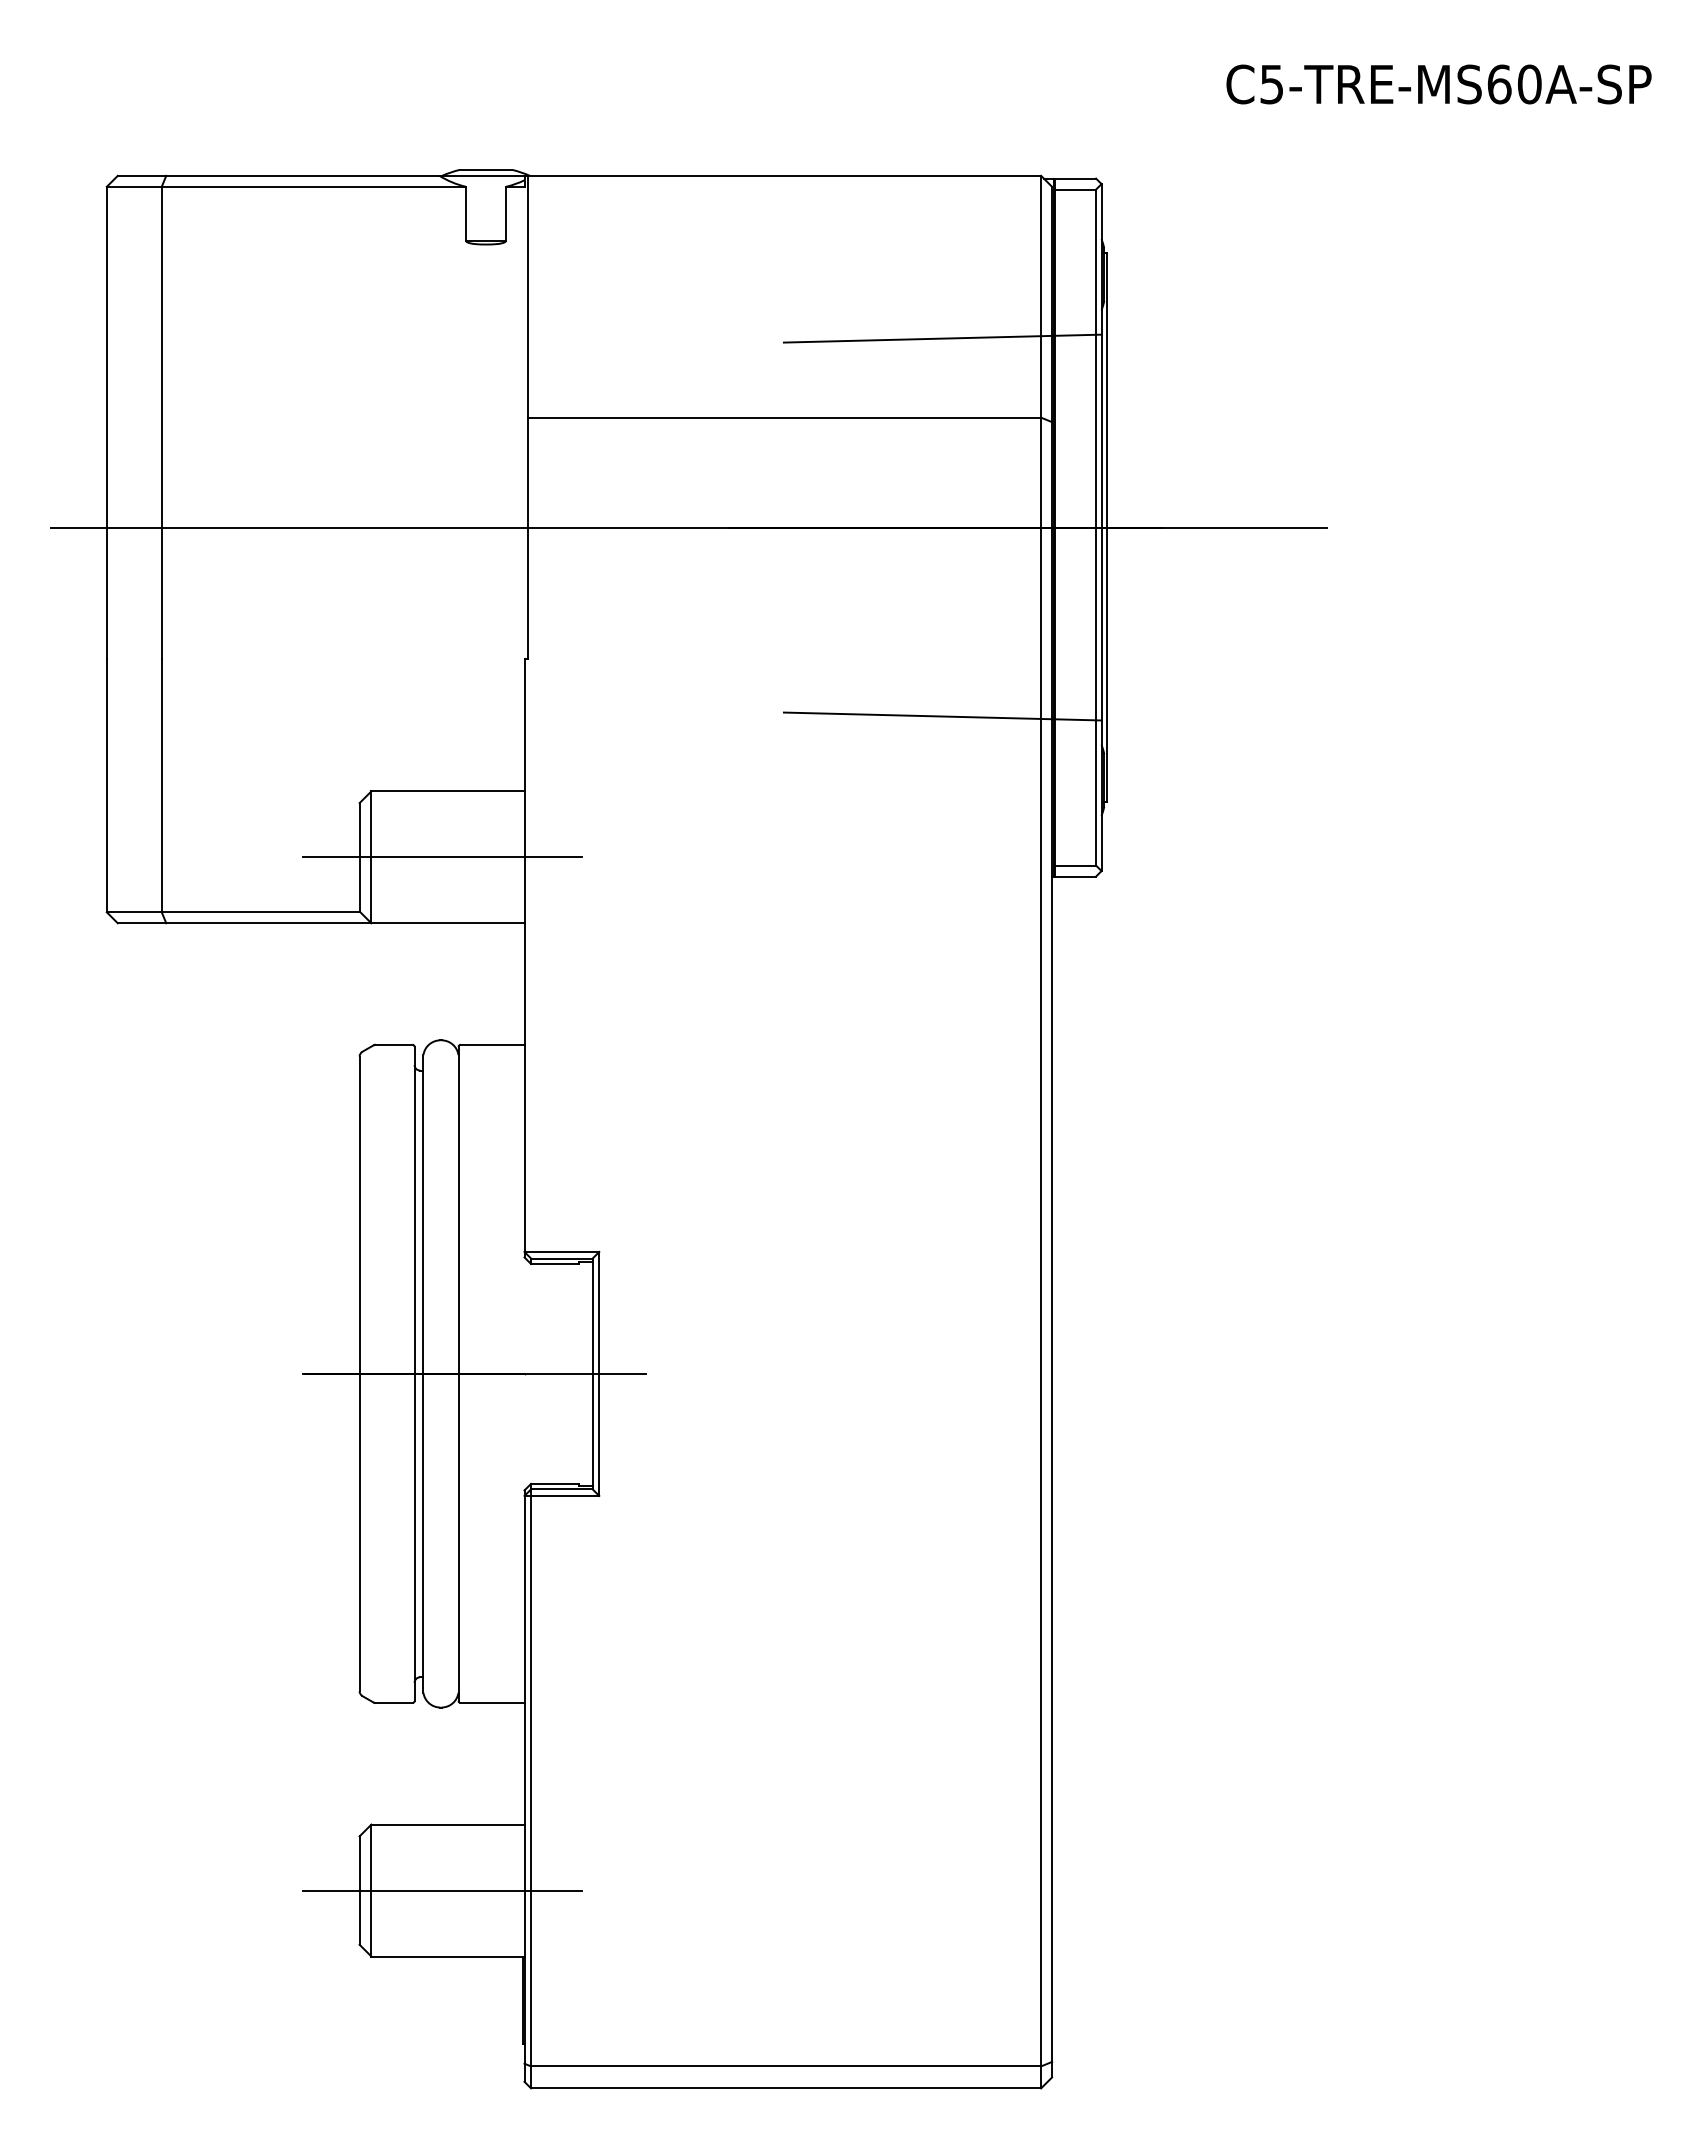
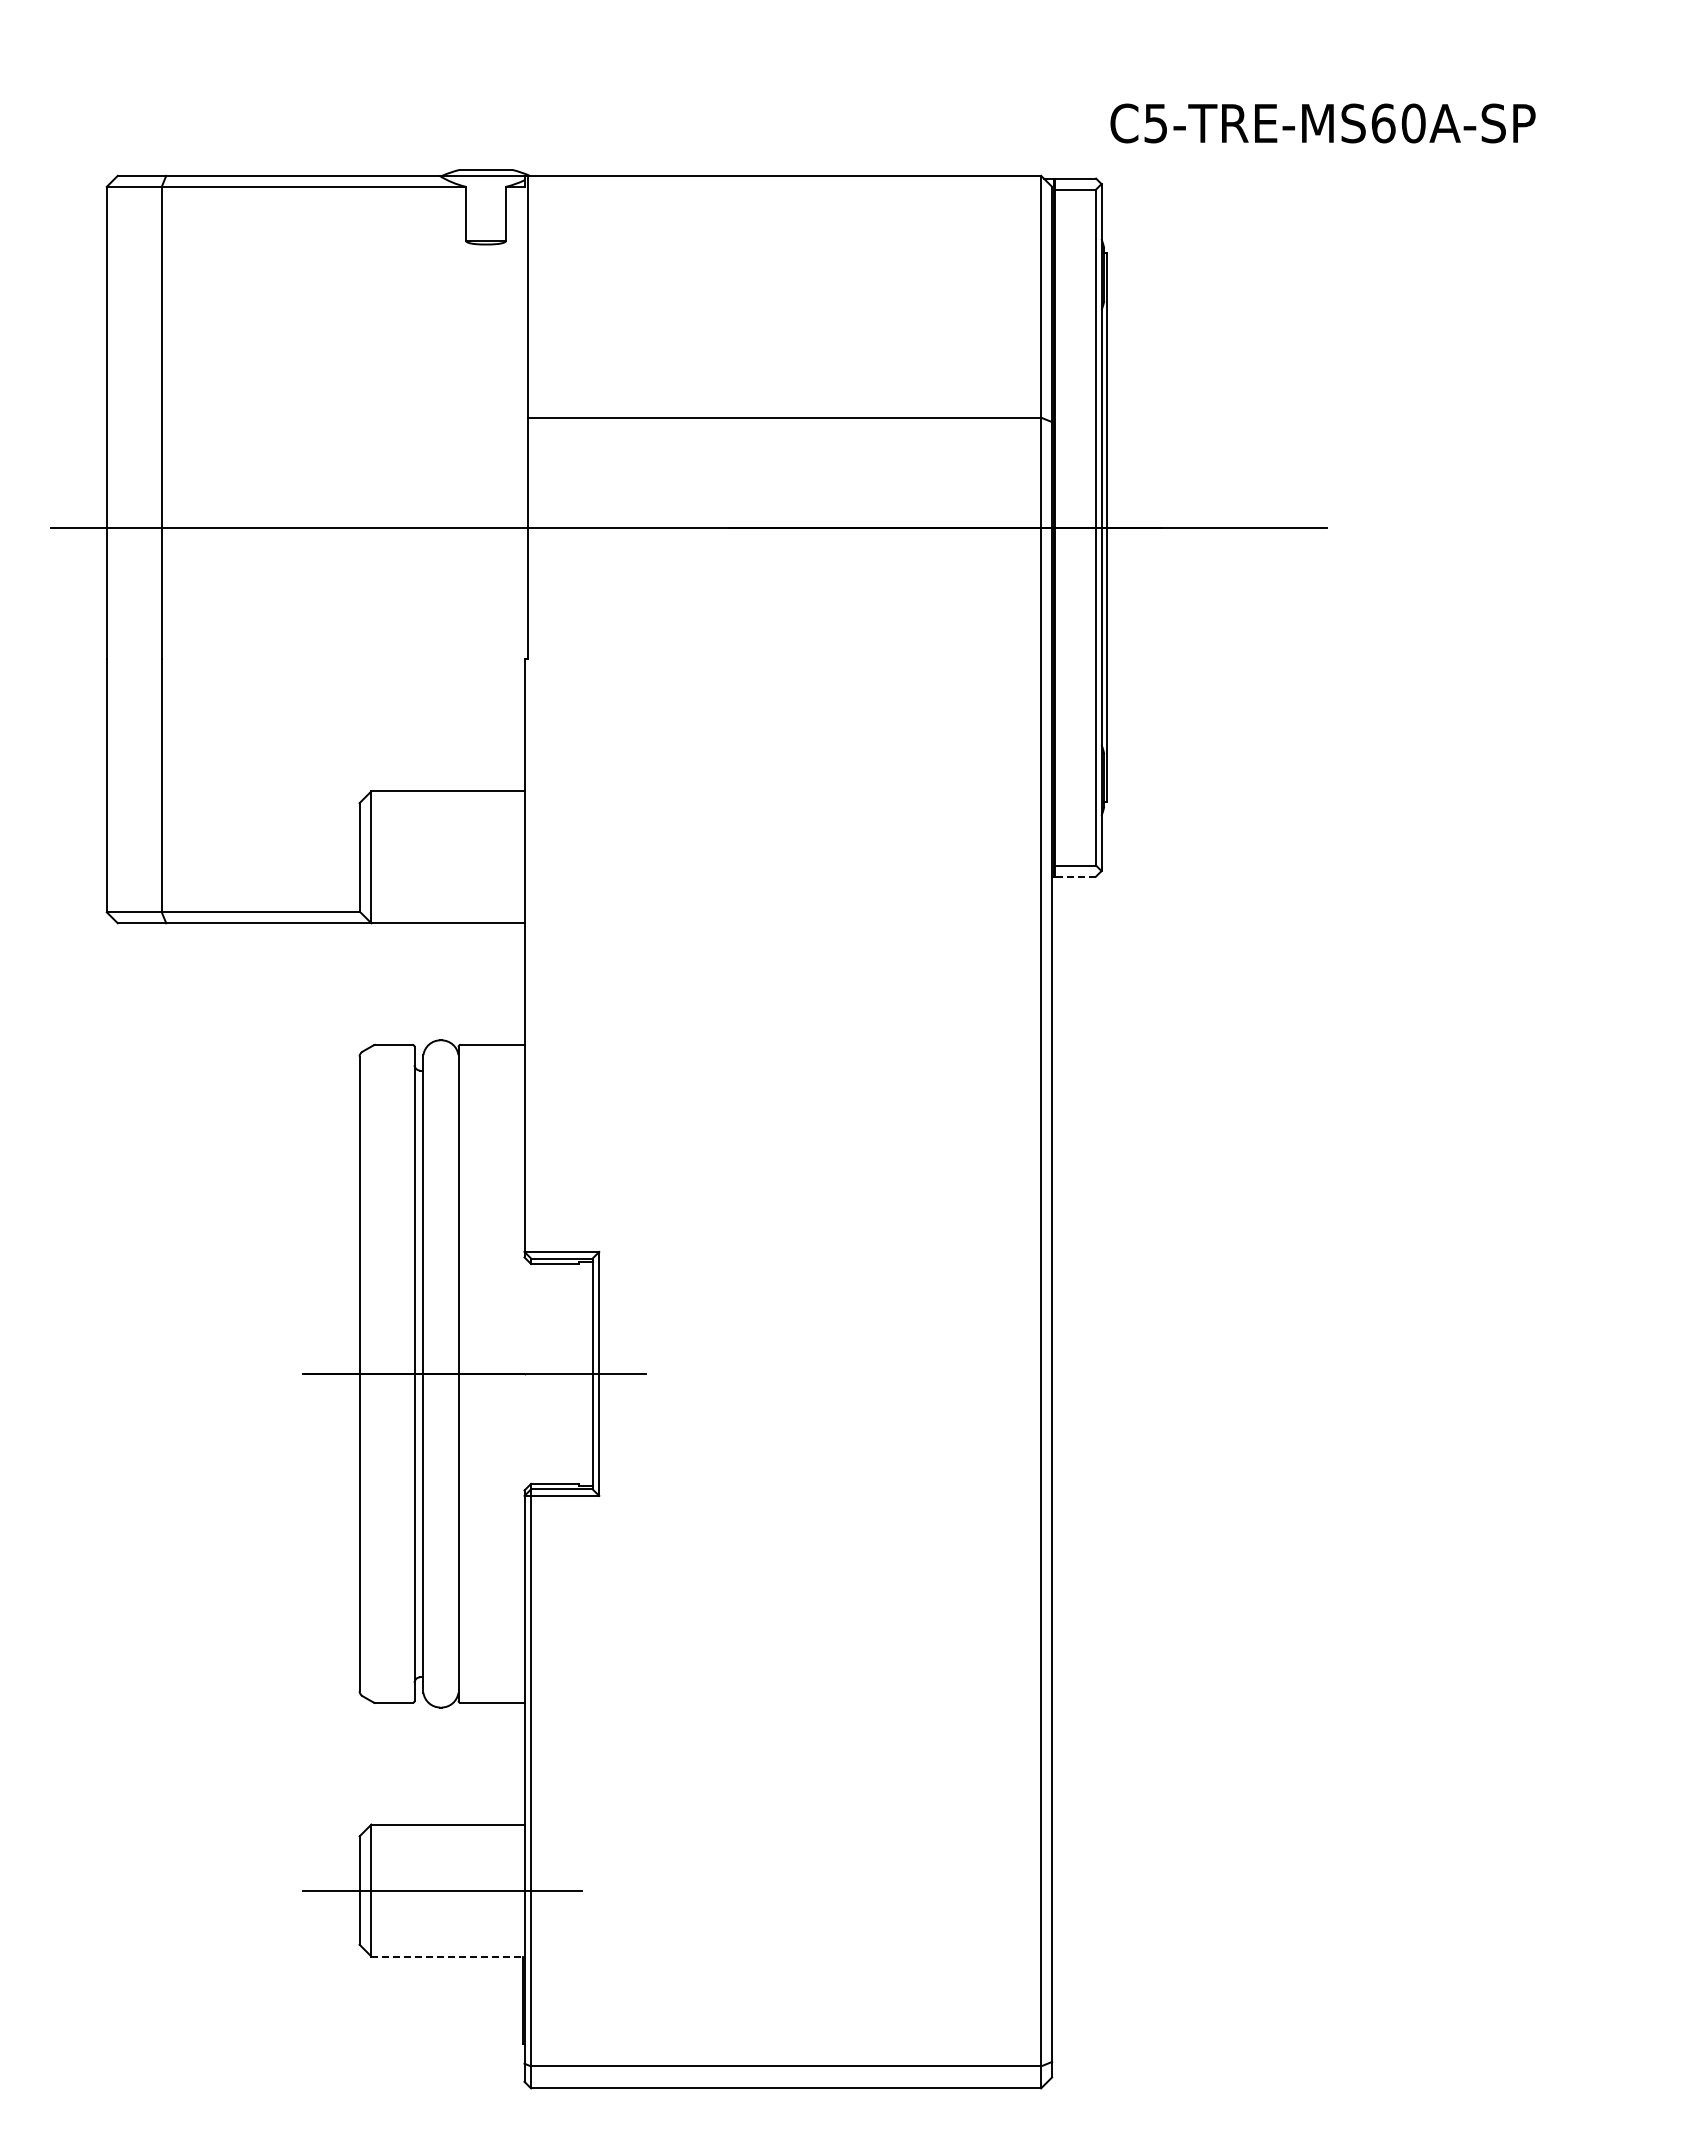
text position: (1438, 84) -> (1322, 123) (1322, 123)
line: present -> none (942, 338)
line: present -> none (942, 716)
line: present -> none (442, 857)
line: solid -> dashed (1075, 876)
line: solid -> dashed (447, 1956)
